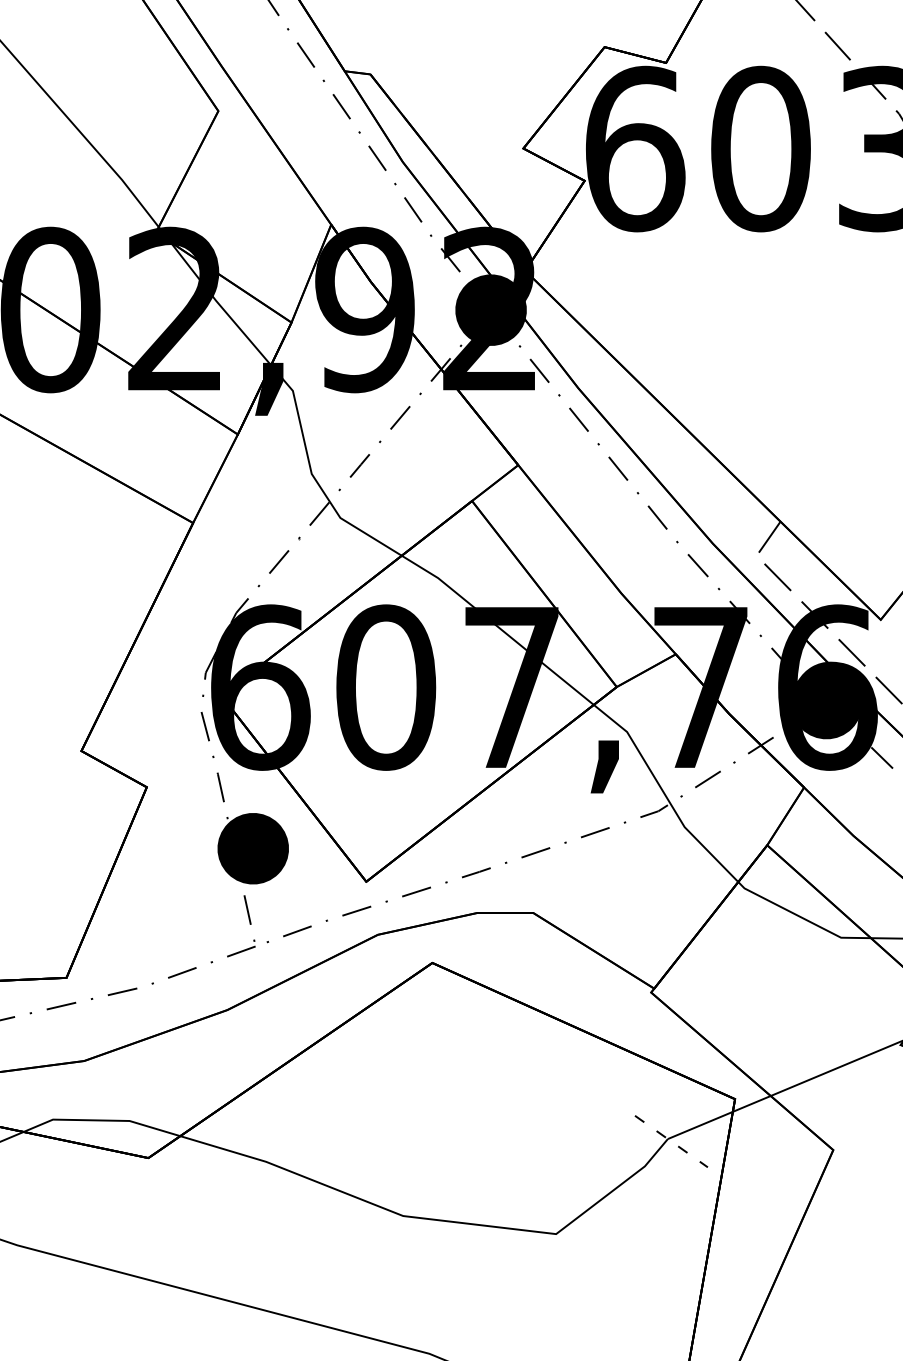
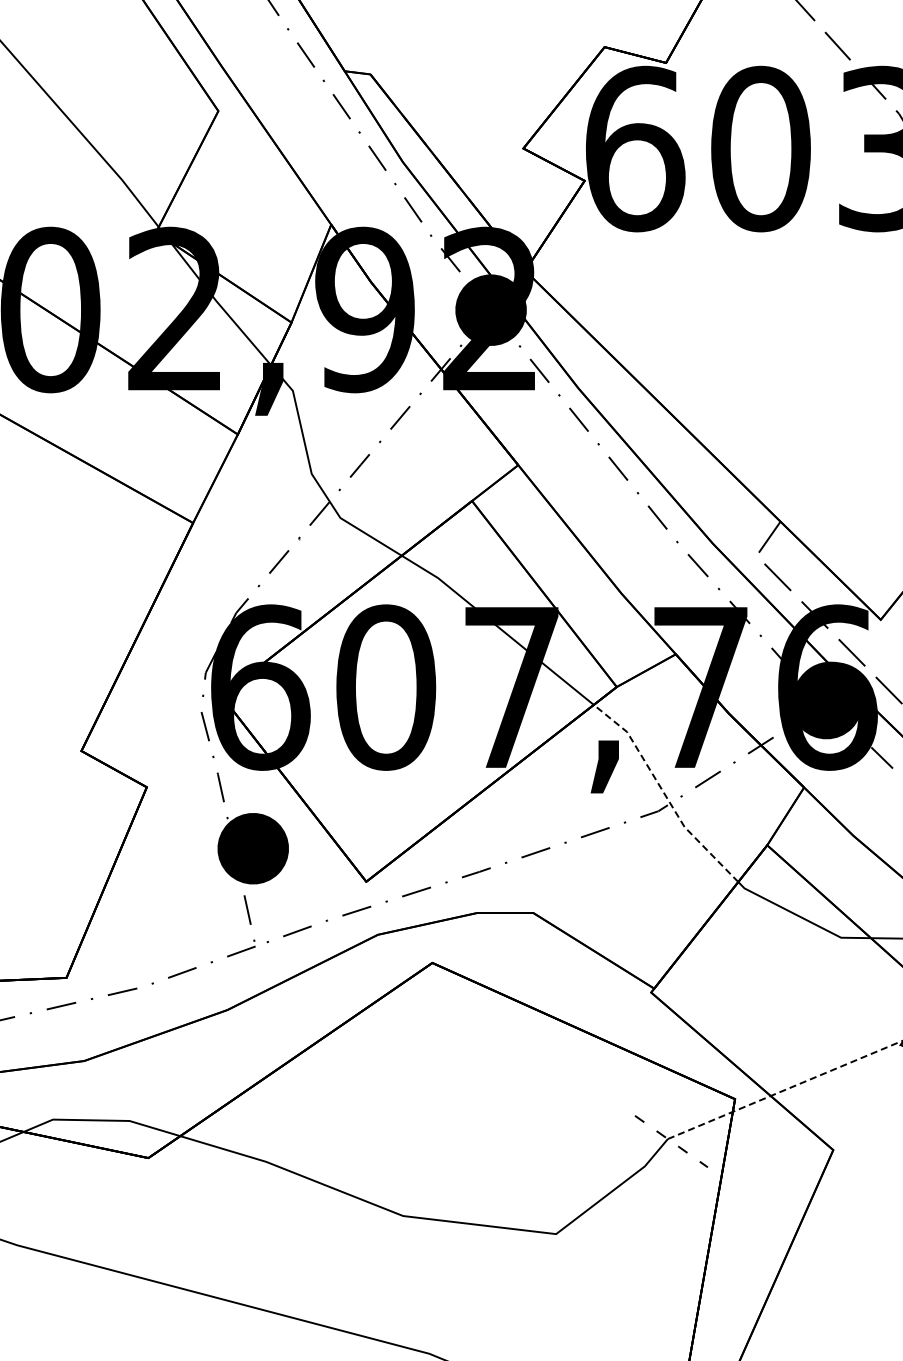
line: solid -> dashed (664, 794)
line: solid -> dashed (785, 1090)
